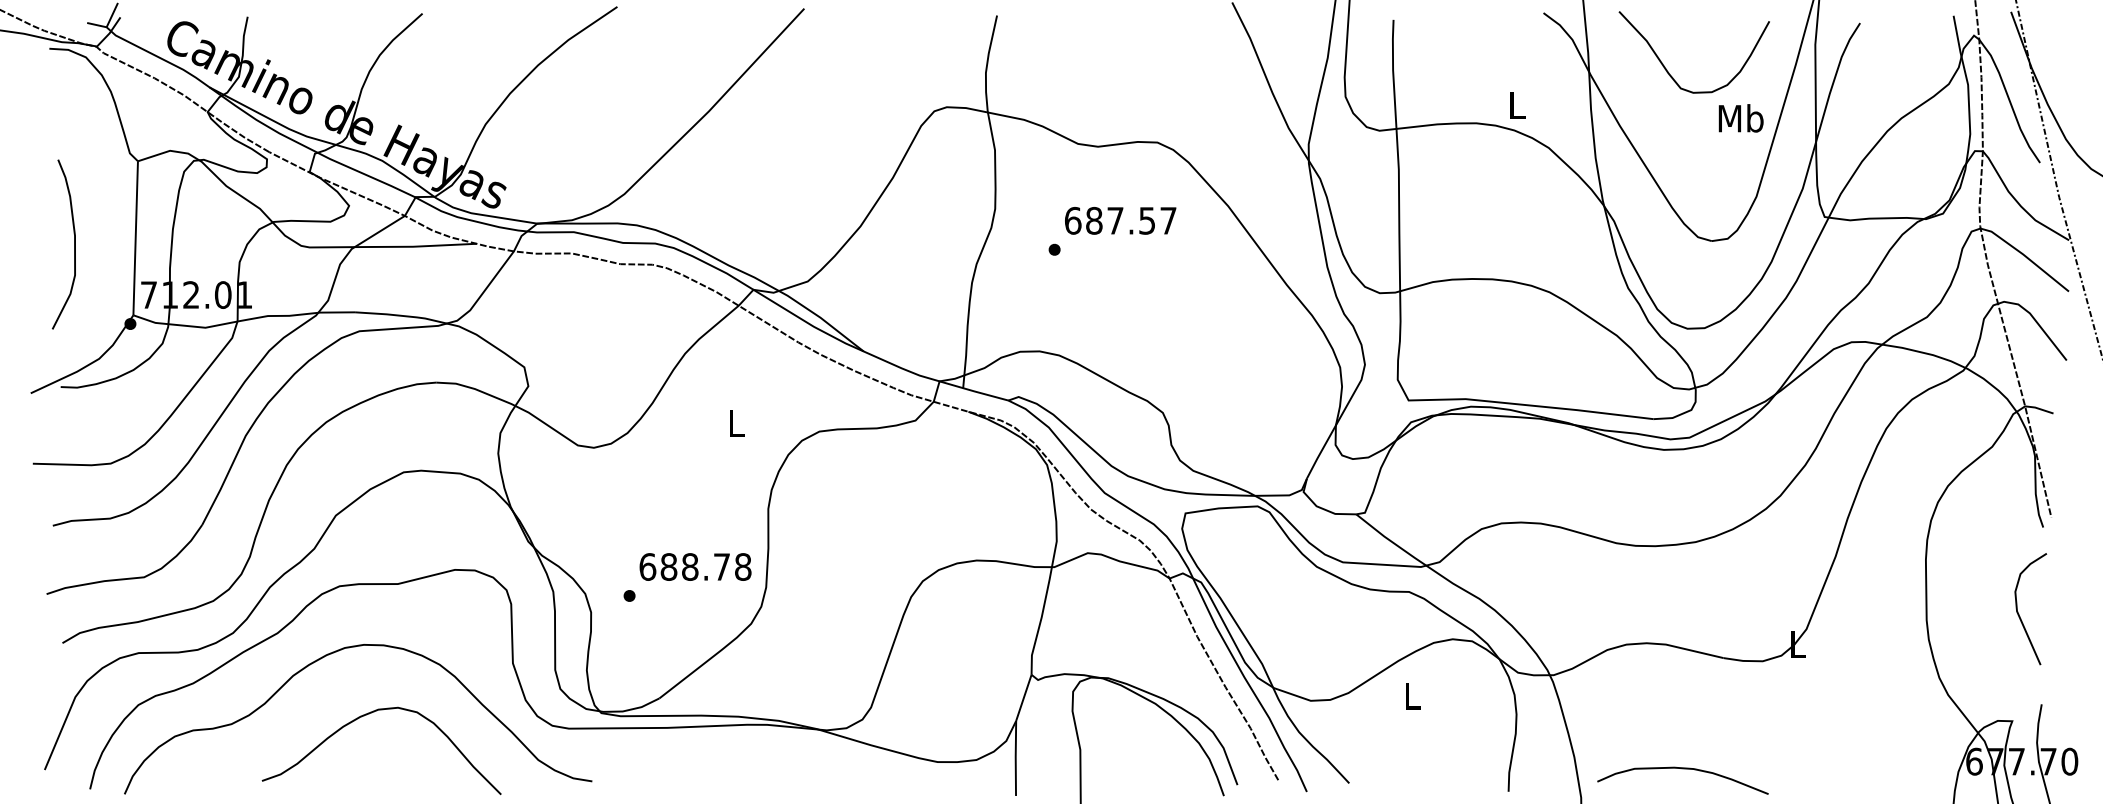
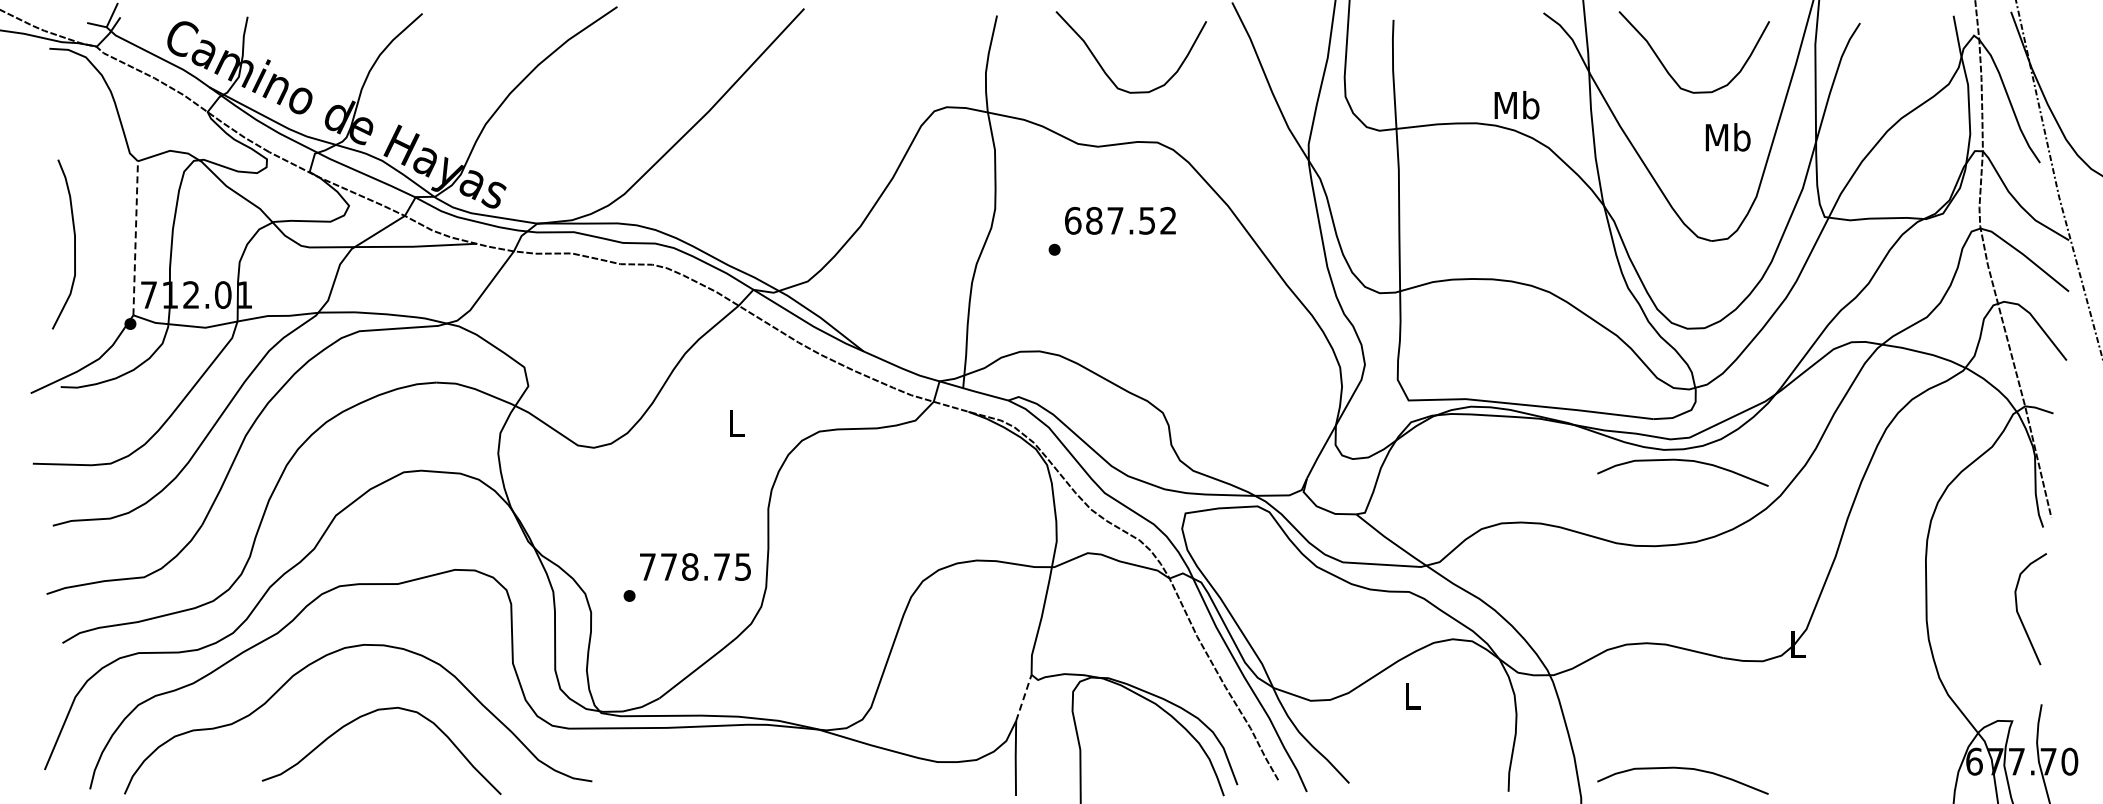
curve: none -> present (1104, 69)
text: L -> Mb (1516, 105)
text position: (1740, 118) -> (1727, 137) (1727, 137)
text: 687.57 -> 687.52 (1168, 220)
line: solid -> dashed (135, 237)
curve: none -> present (1682, 461)
text: 688.78 -> 778.75 (695, 566)
line: solid -> dashed (1024, 697)
